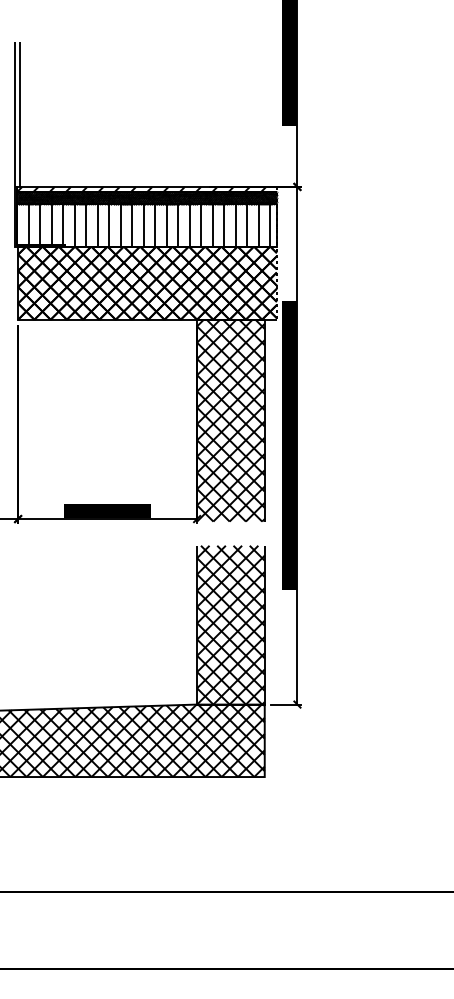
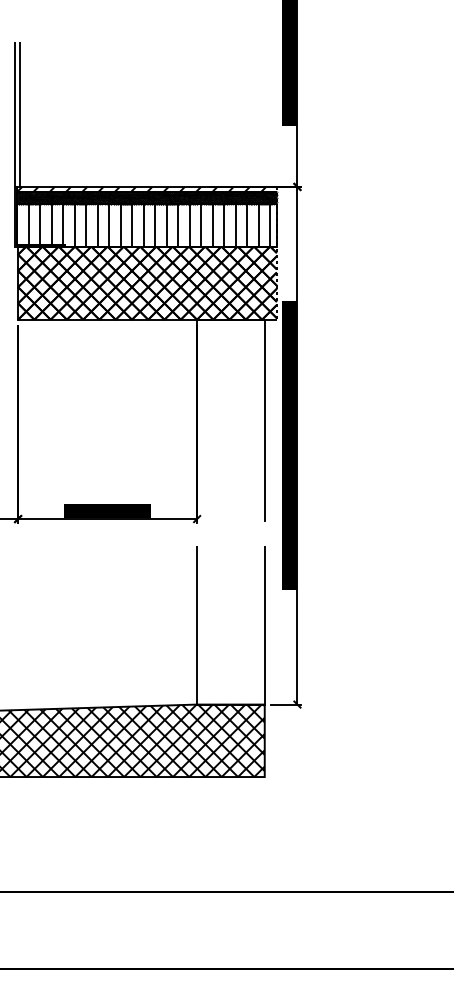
hatch: present -> none (230, 420)
hatch: present -> none (230, 624)
